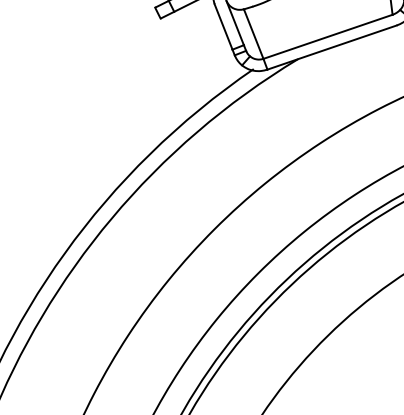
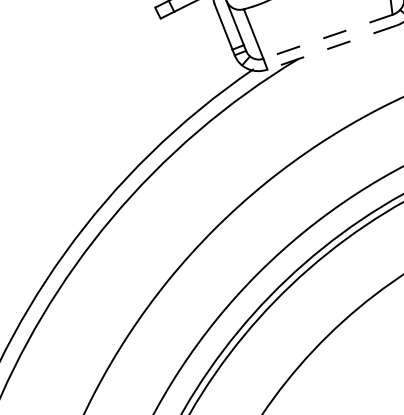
line: solid -> dashed (327, 37)
line: solid -> dashed (331, 47)
